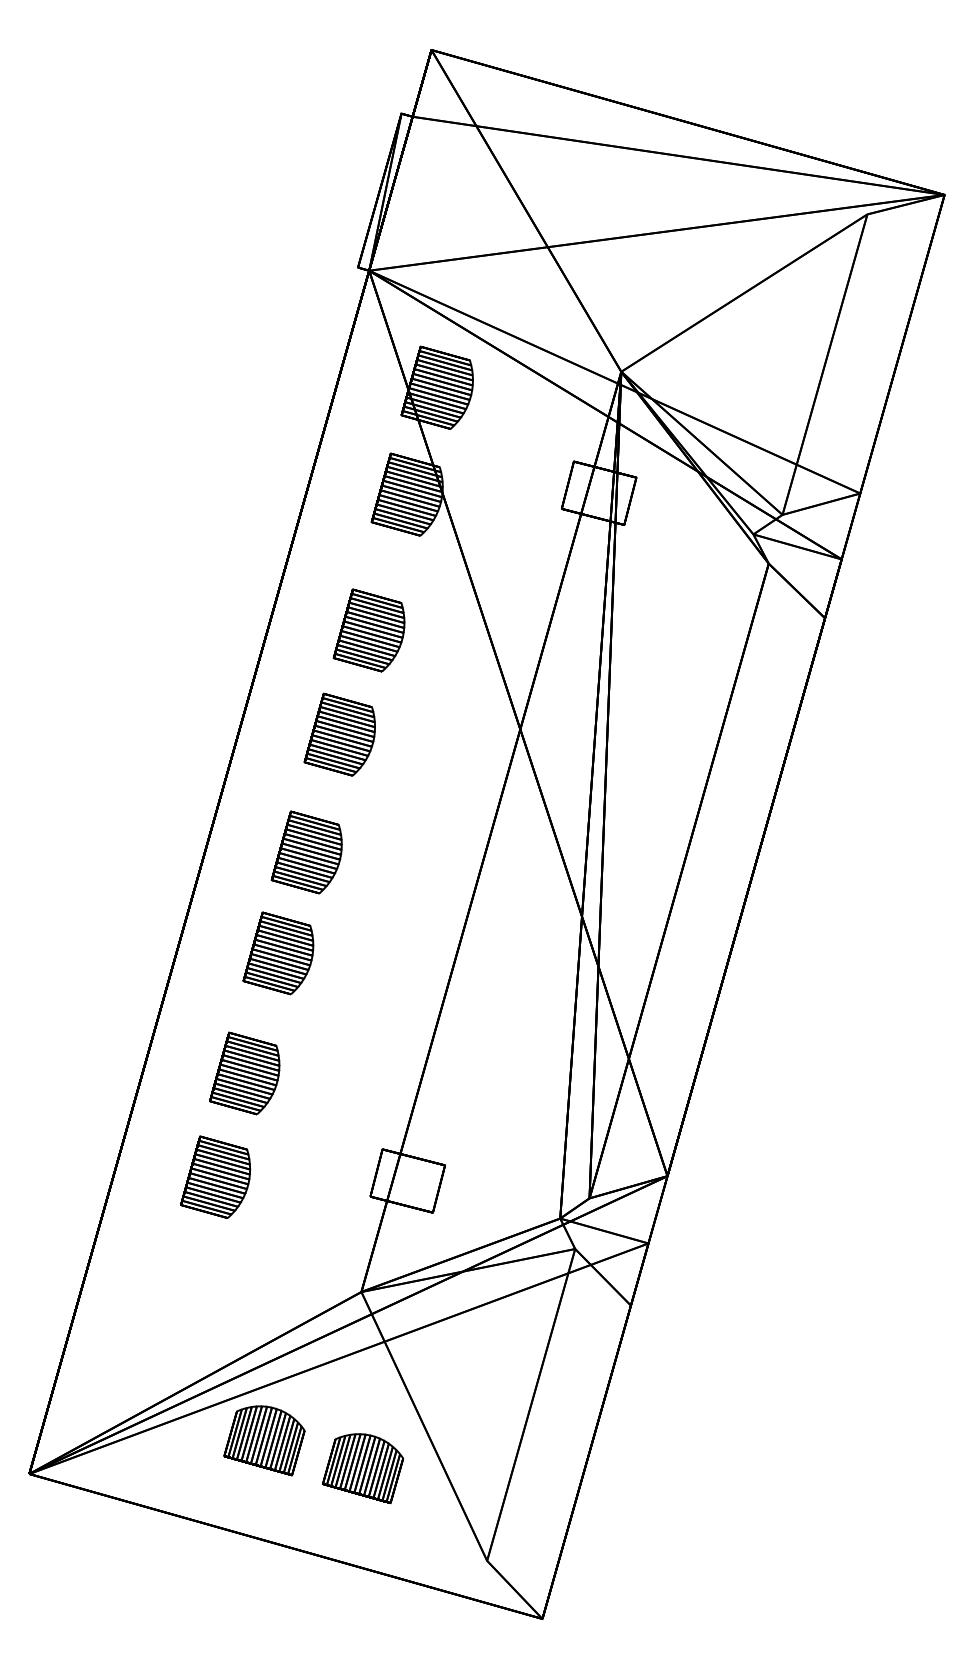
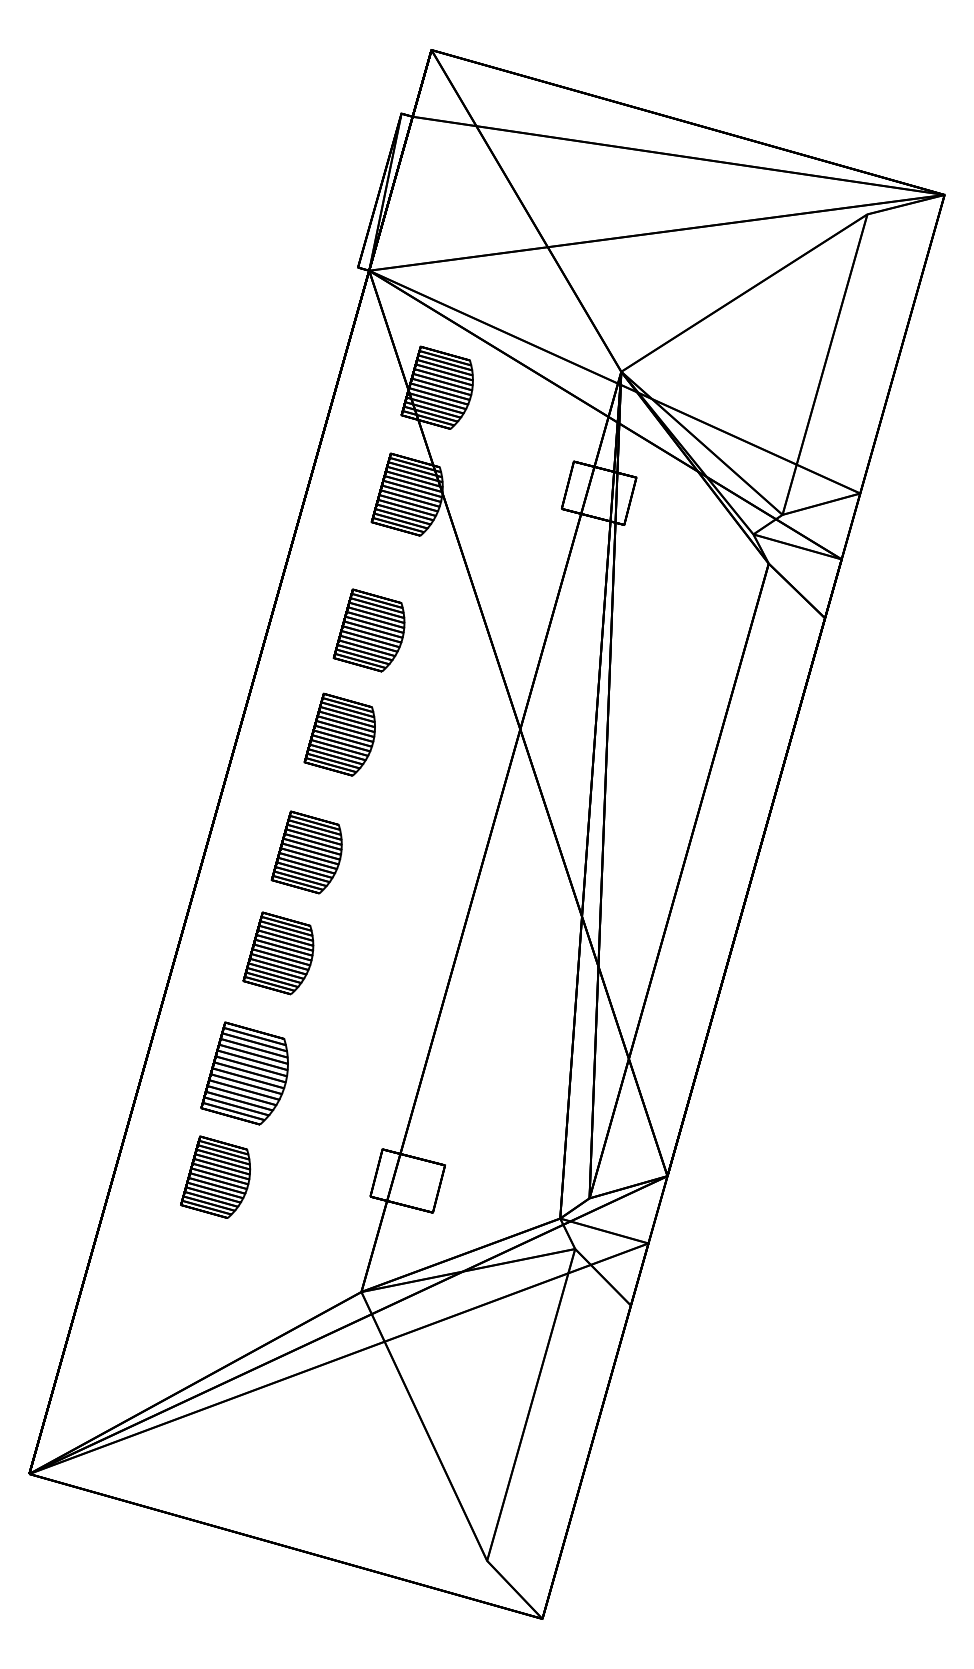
part size: 72x85 px -> 89x105 px (244, 1073)
part: present -> none (264, 1440)
part: present -> none (363, 1468)
